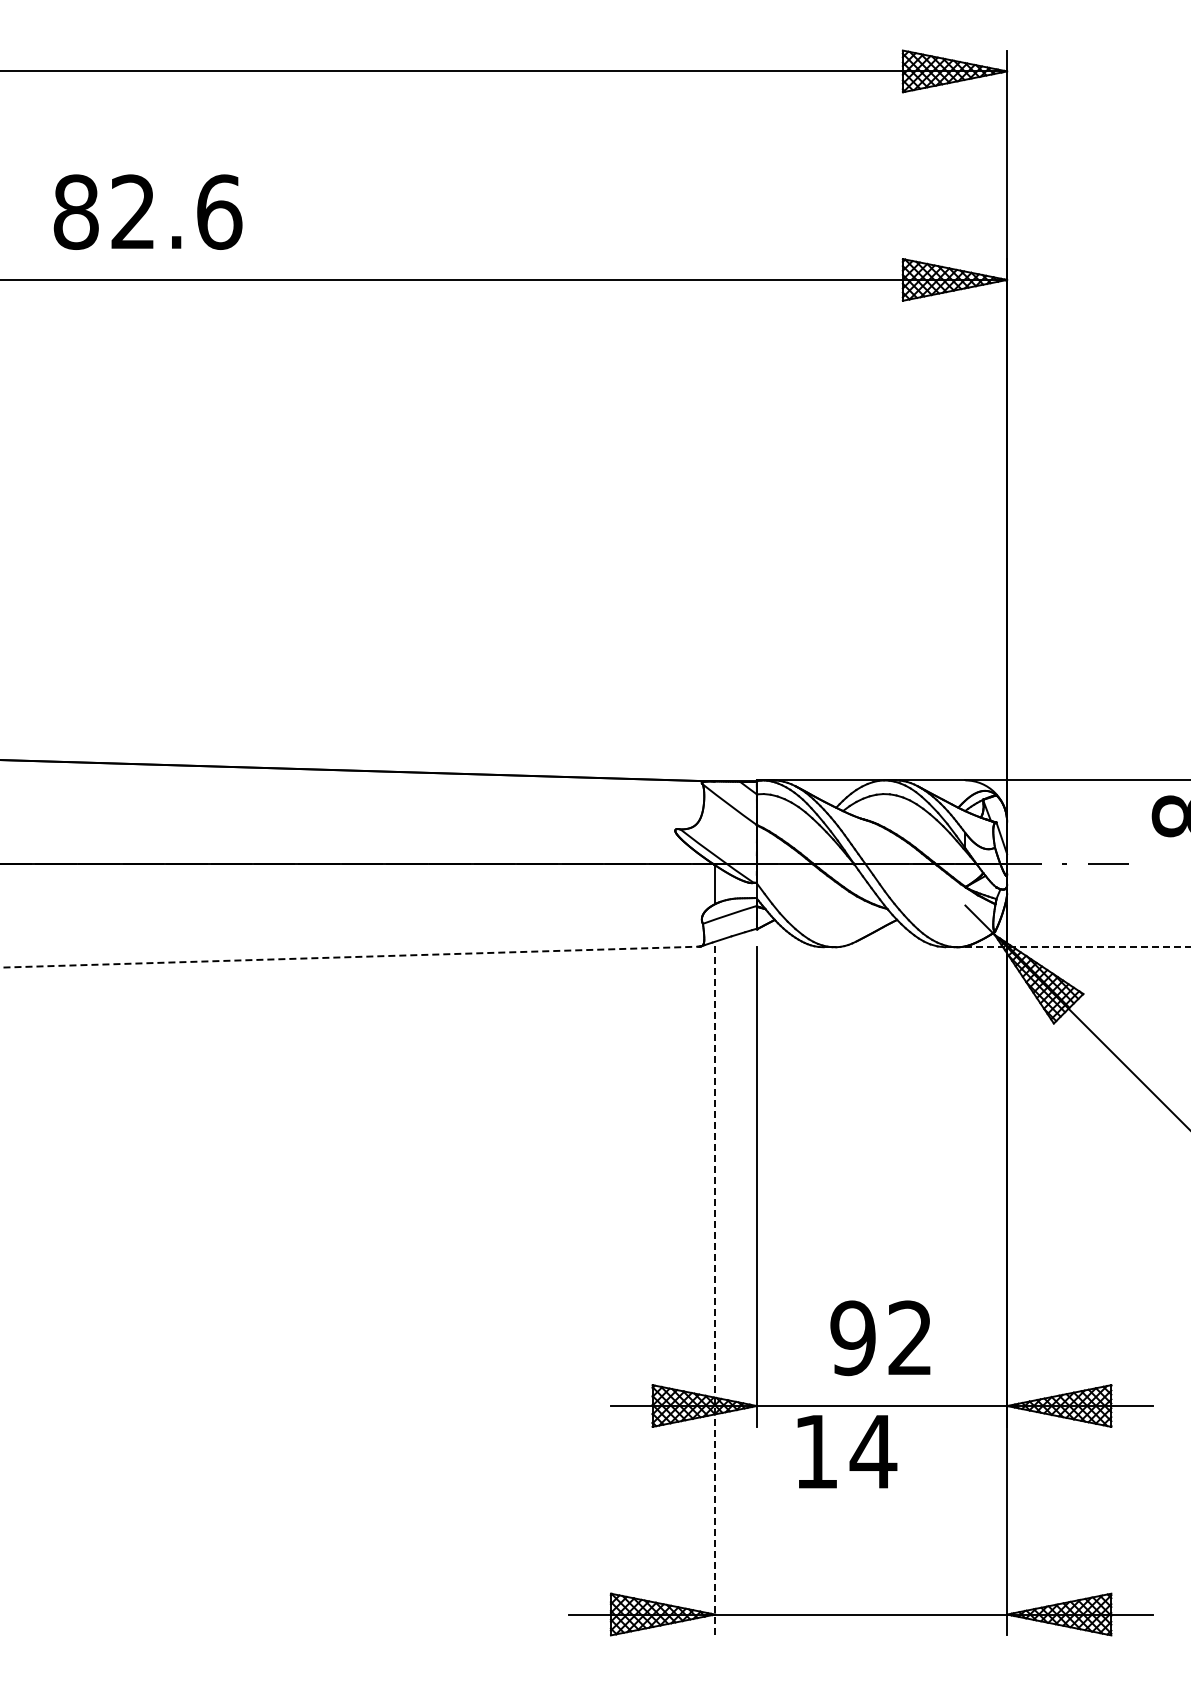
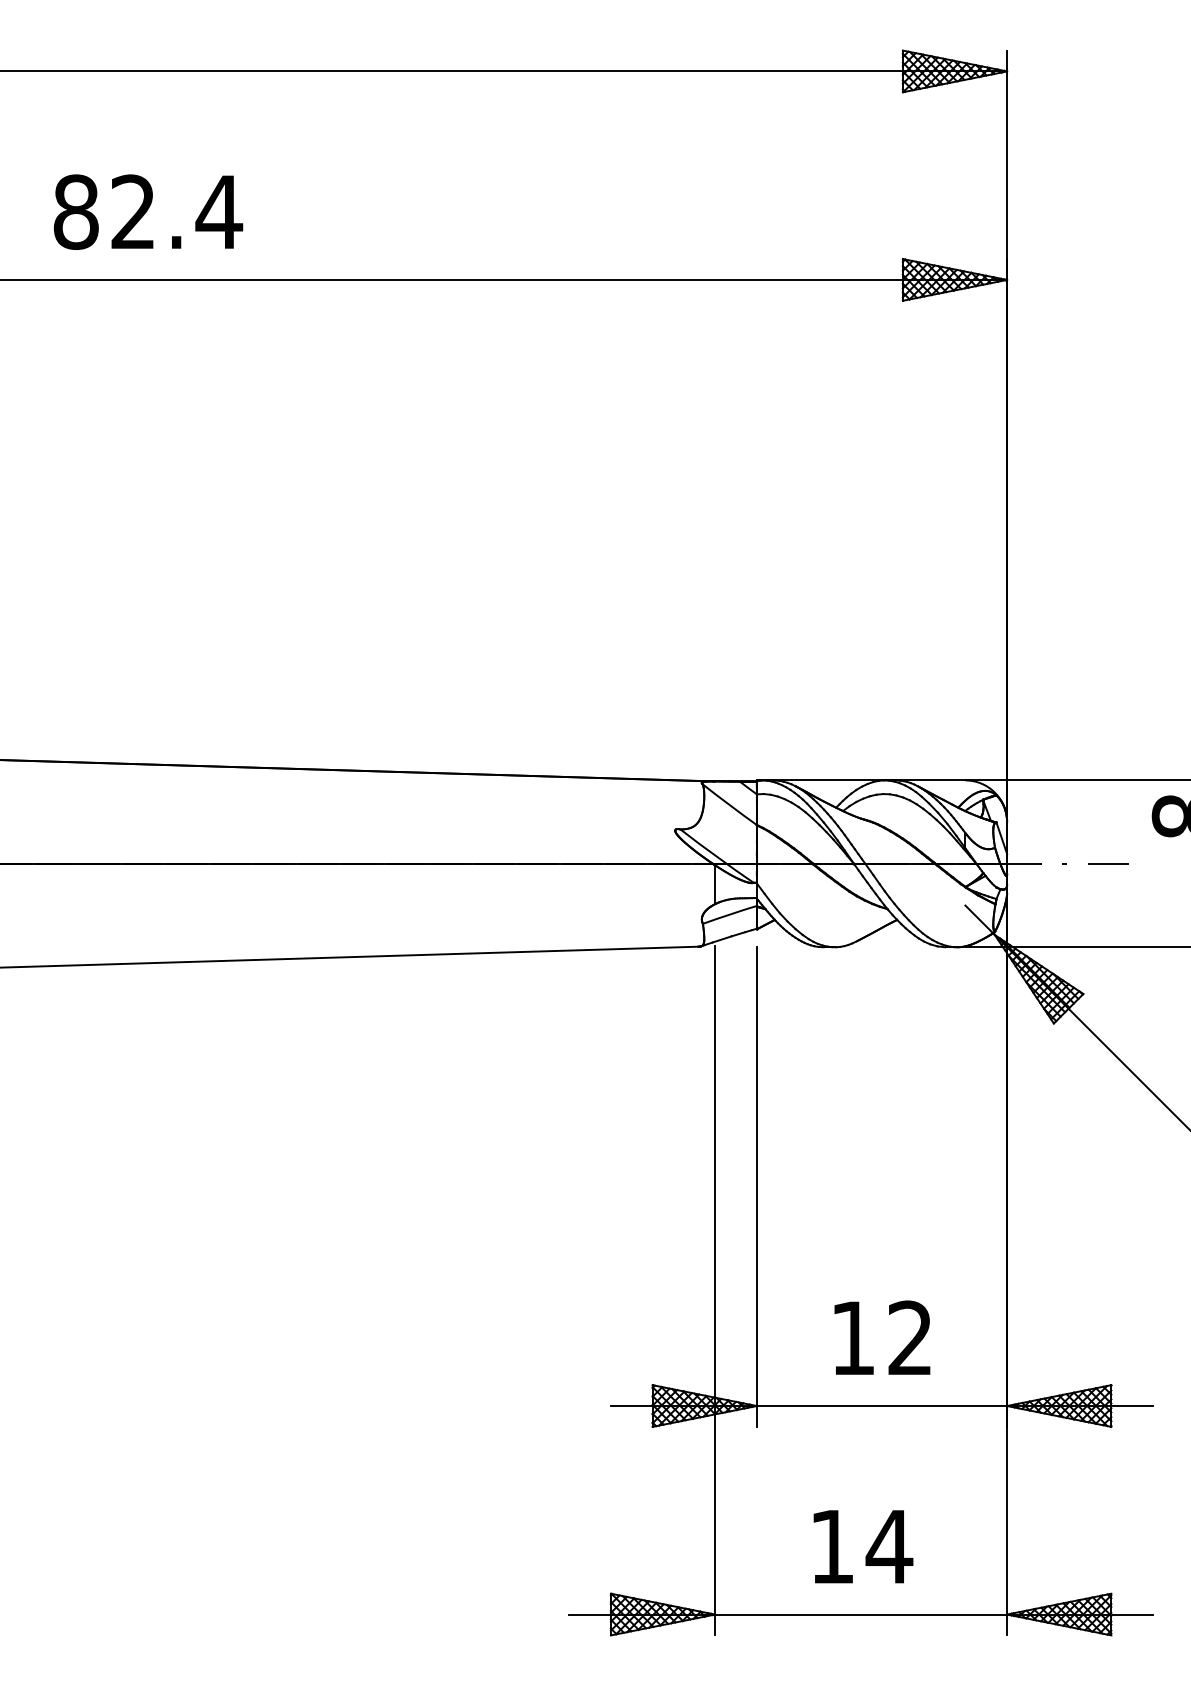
text: 82.6 -> 82.4 (219, 211)
line: dashed -> solid (1078, 947)
line: dashed -> solid (349, 957)
line: dashed -> solid (715, 1290)
text: 92 -> 12 (852, 1338)
text position: (847, 1451) -> (863, 1546) (863, 1546)
